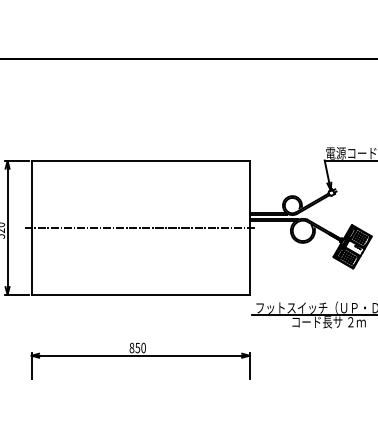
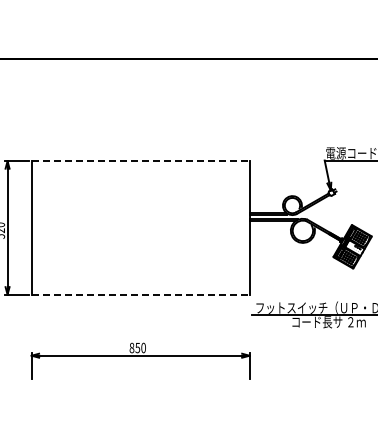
line: solid -> dashed (140, 161)
line: present -> none (139, 227)
line: solid -> dashed (140, 294)
